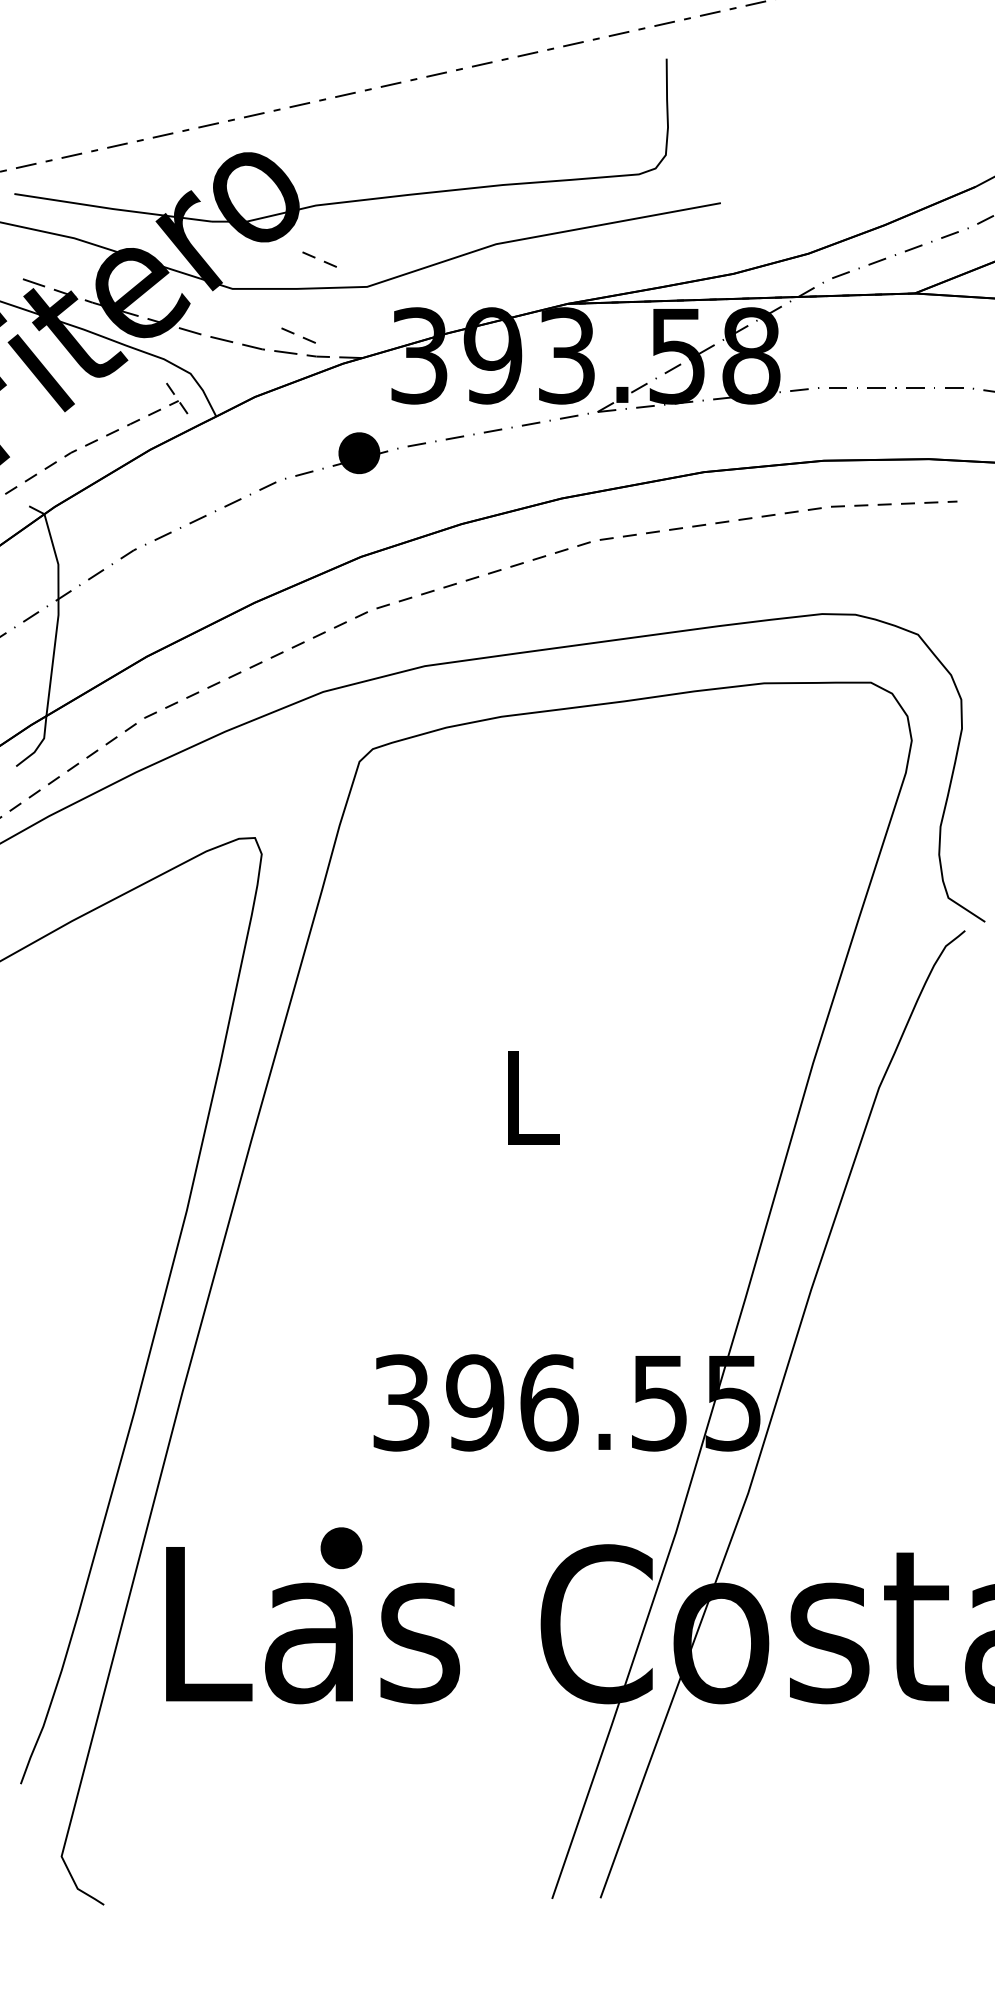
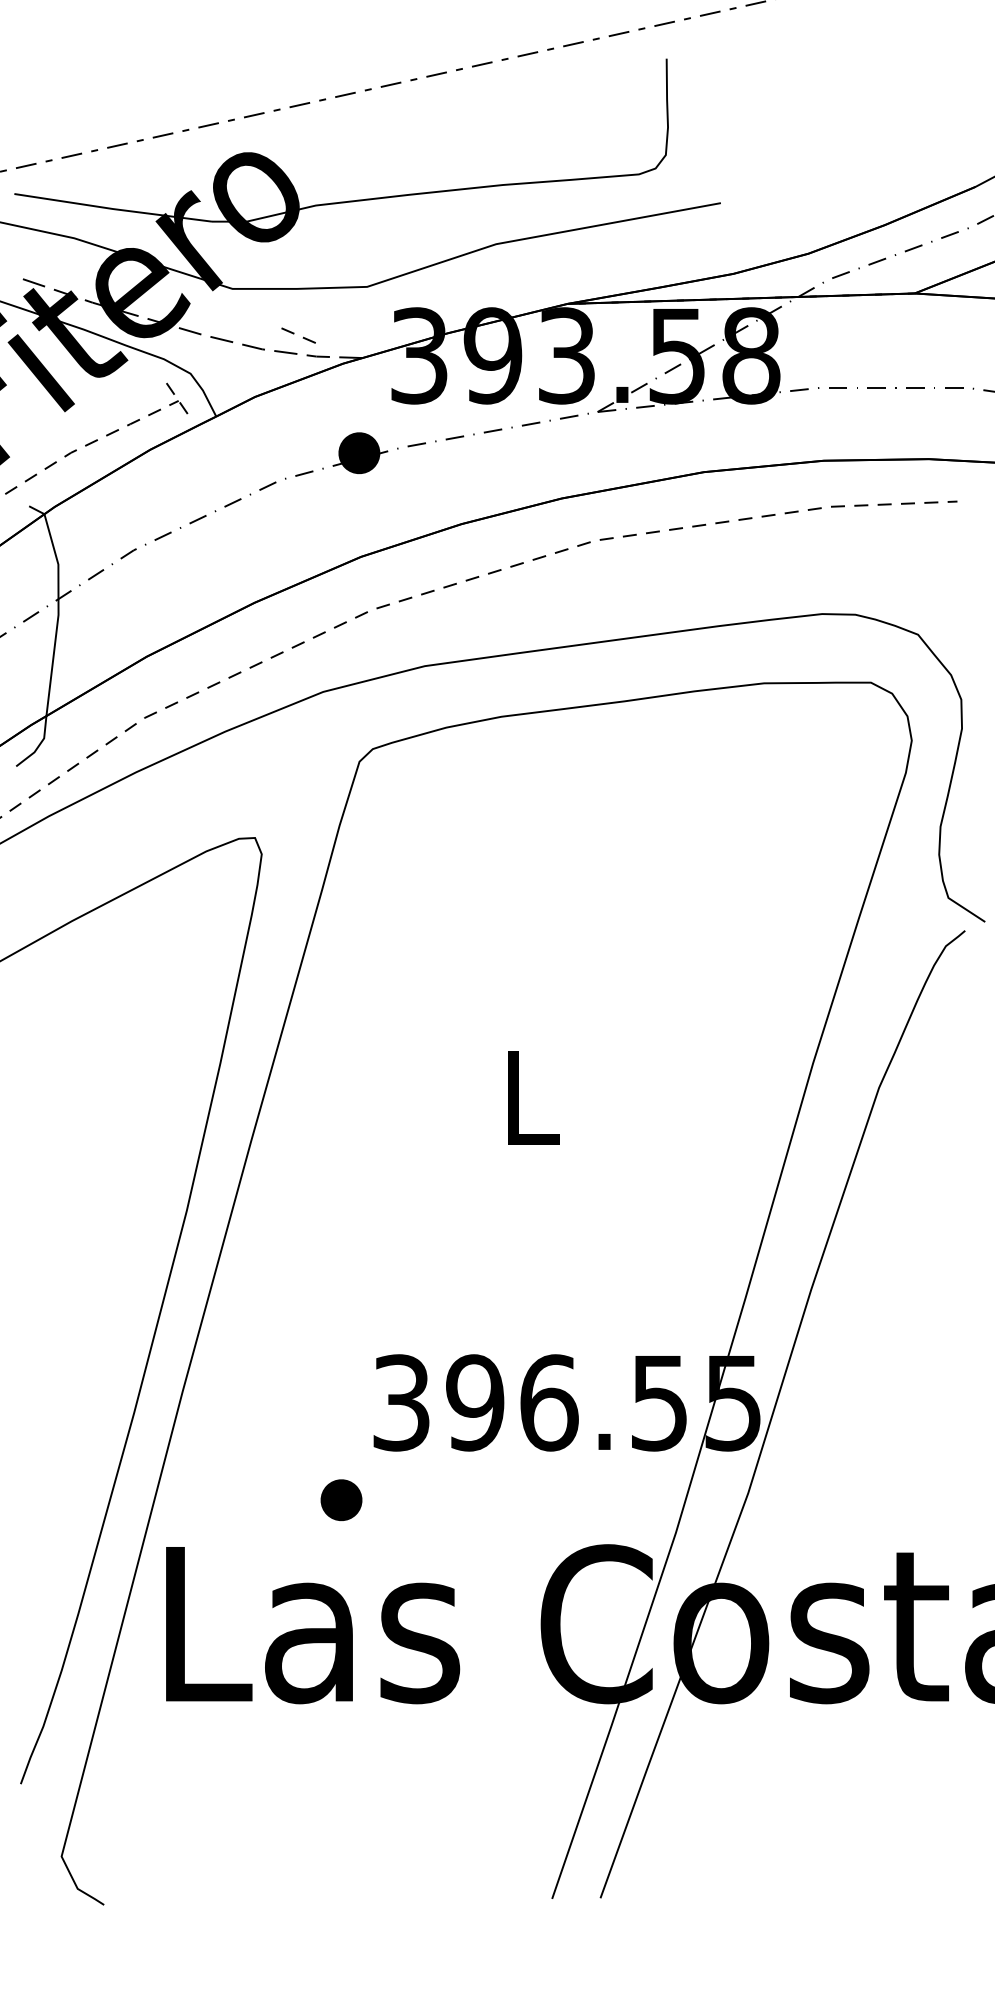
line: present -> none (315, 257)
part position: (341, 1547) -> (341, 1499) (341, 1499)
